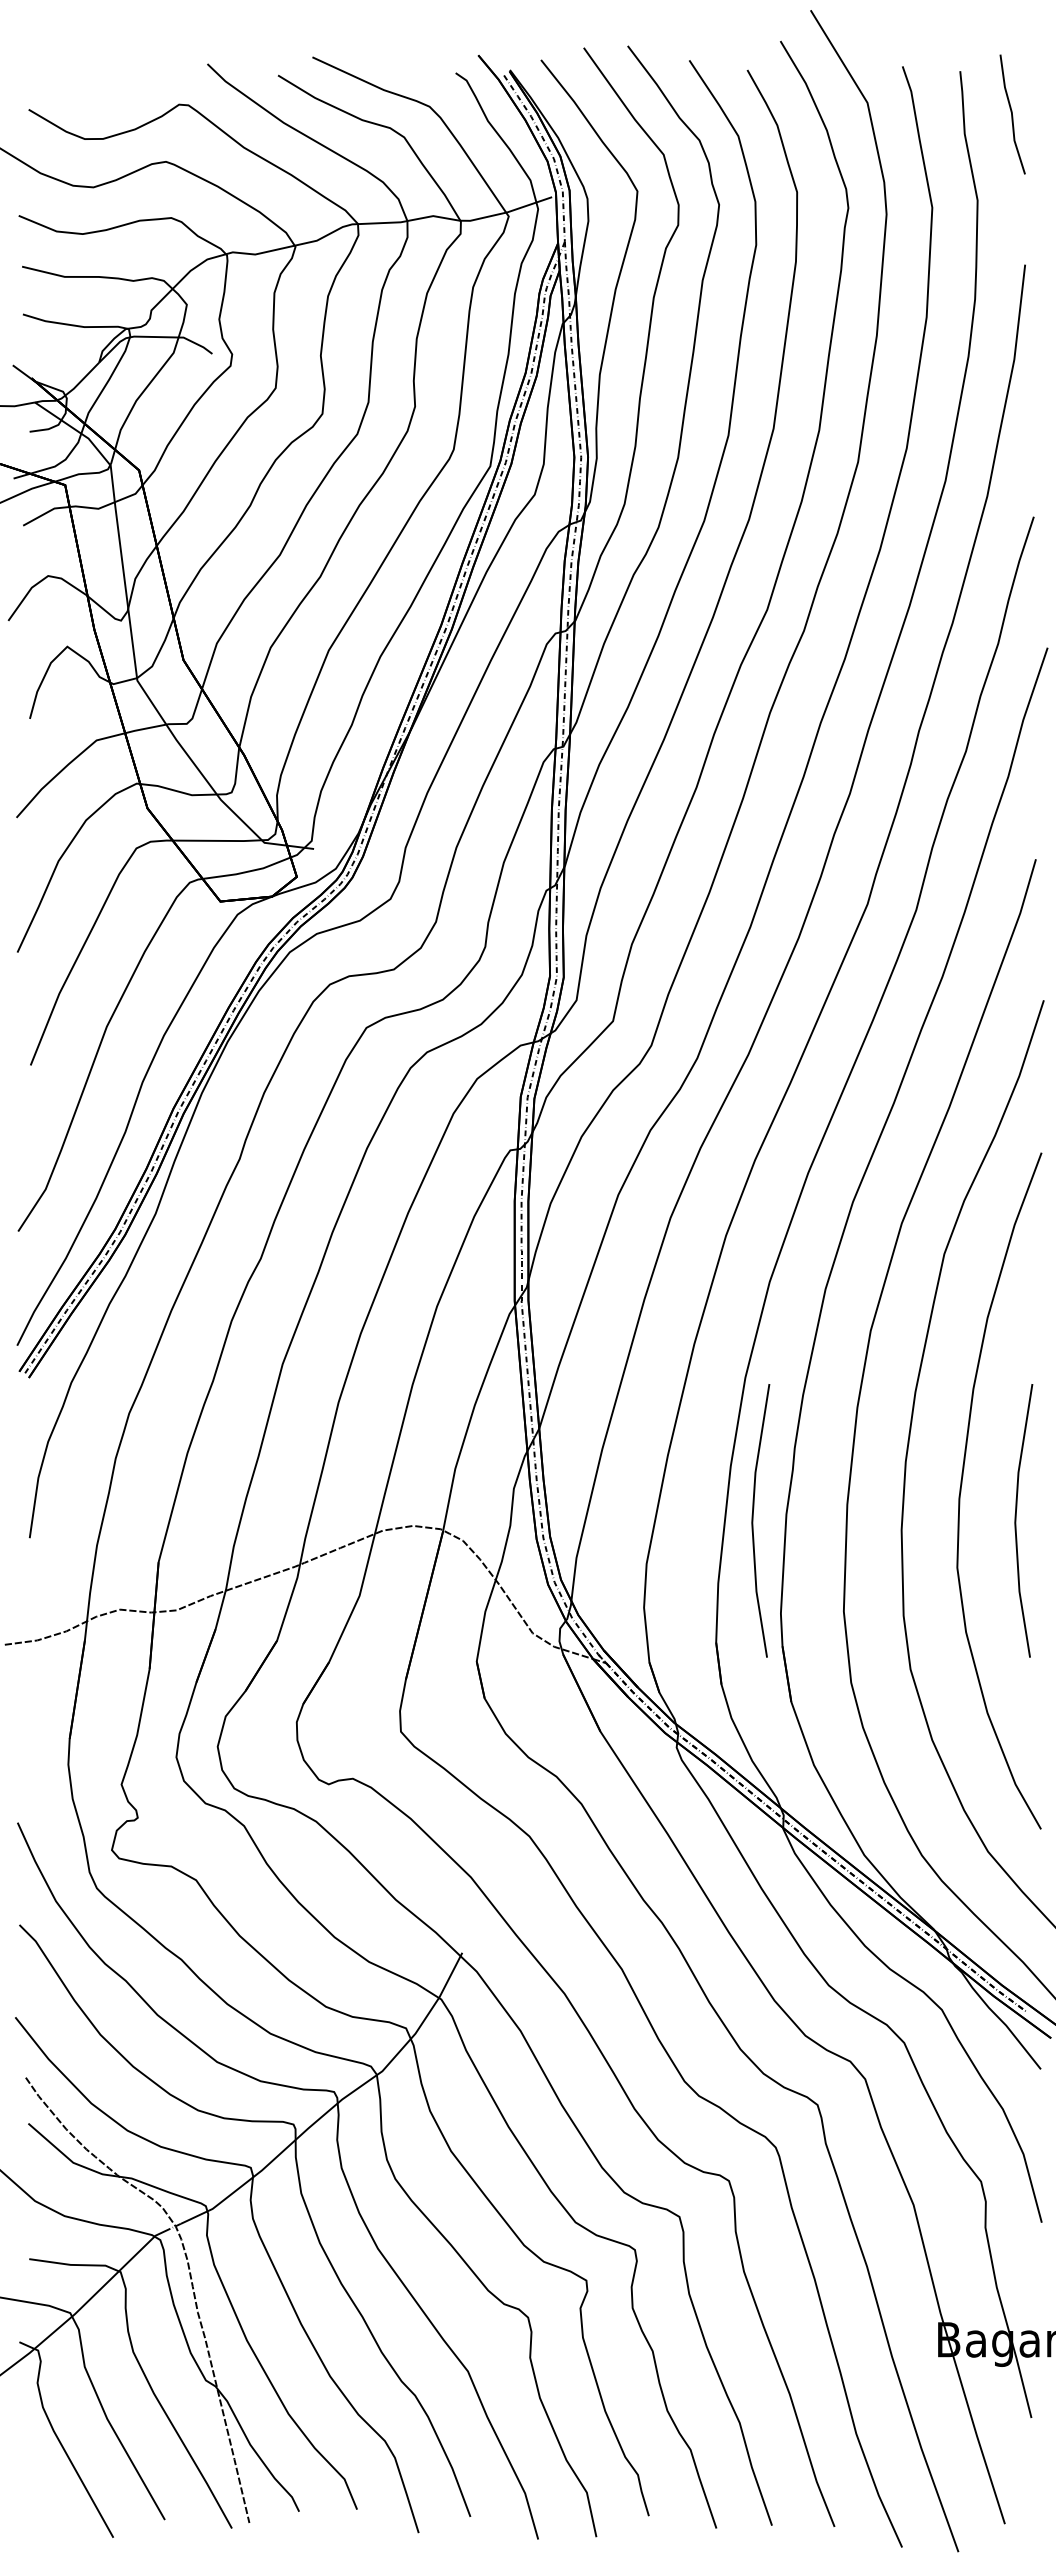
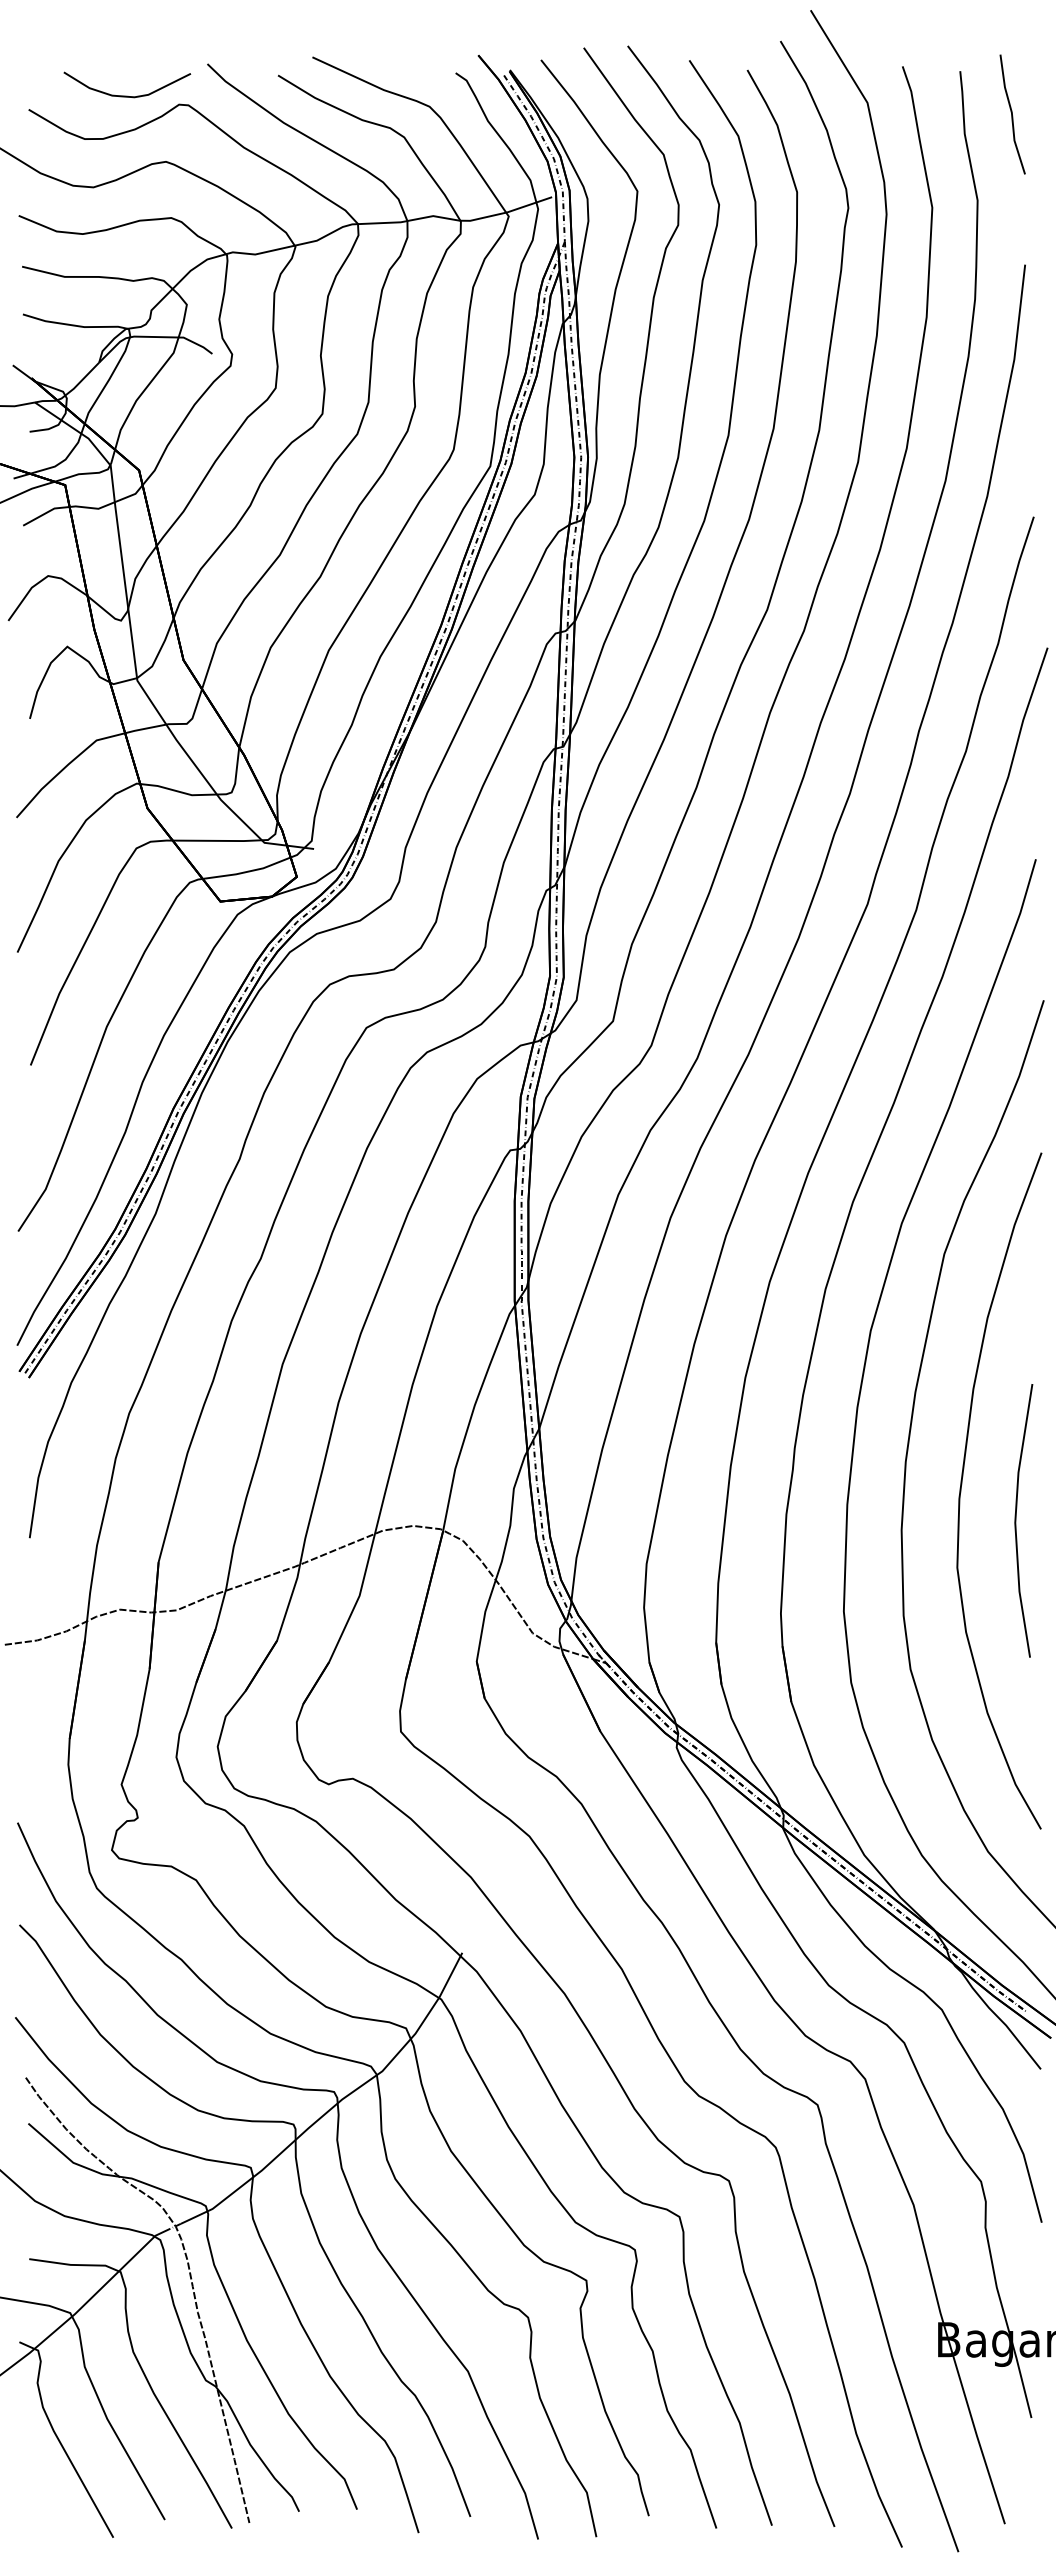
curve: none -> present (127, 95)
line: present -> none (753, 1520)
